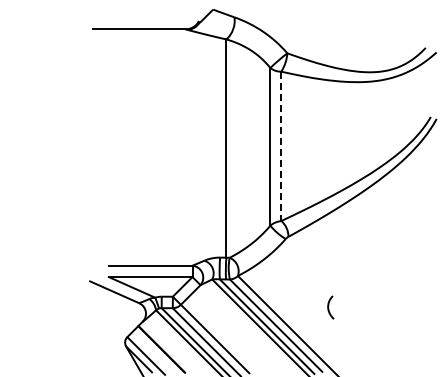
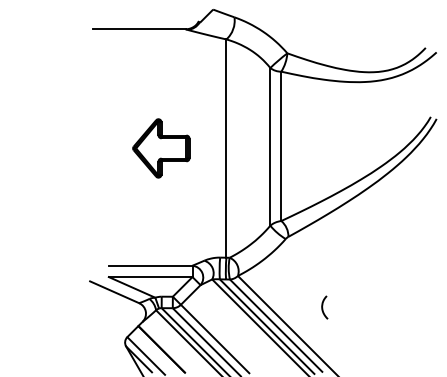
line: dashed -> solid (281, 146)
part: none -> present (161, 148)
curve position: (329, 307) -> (323, 307) (323, 307)
